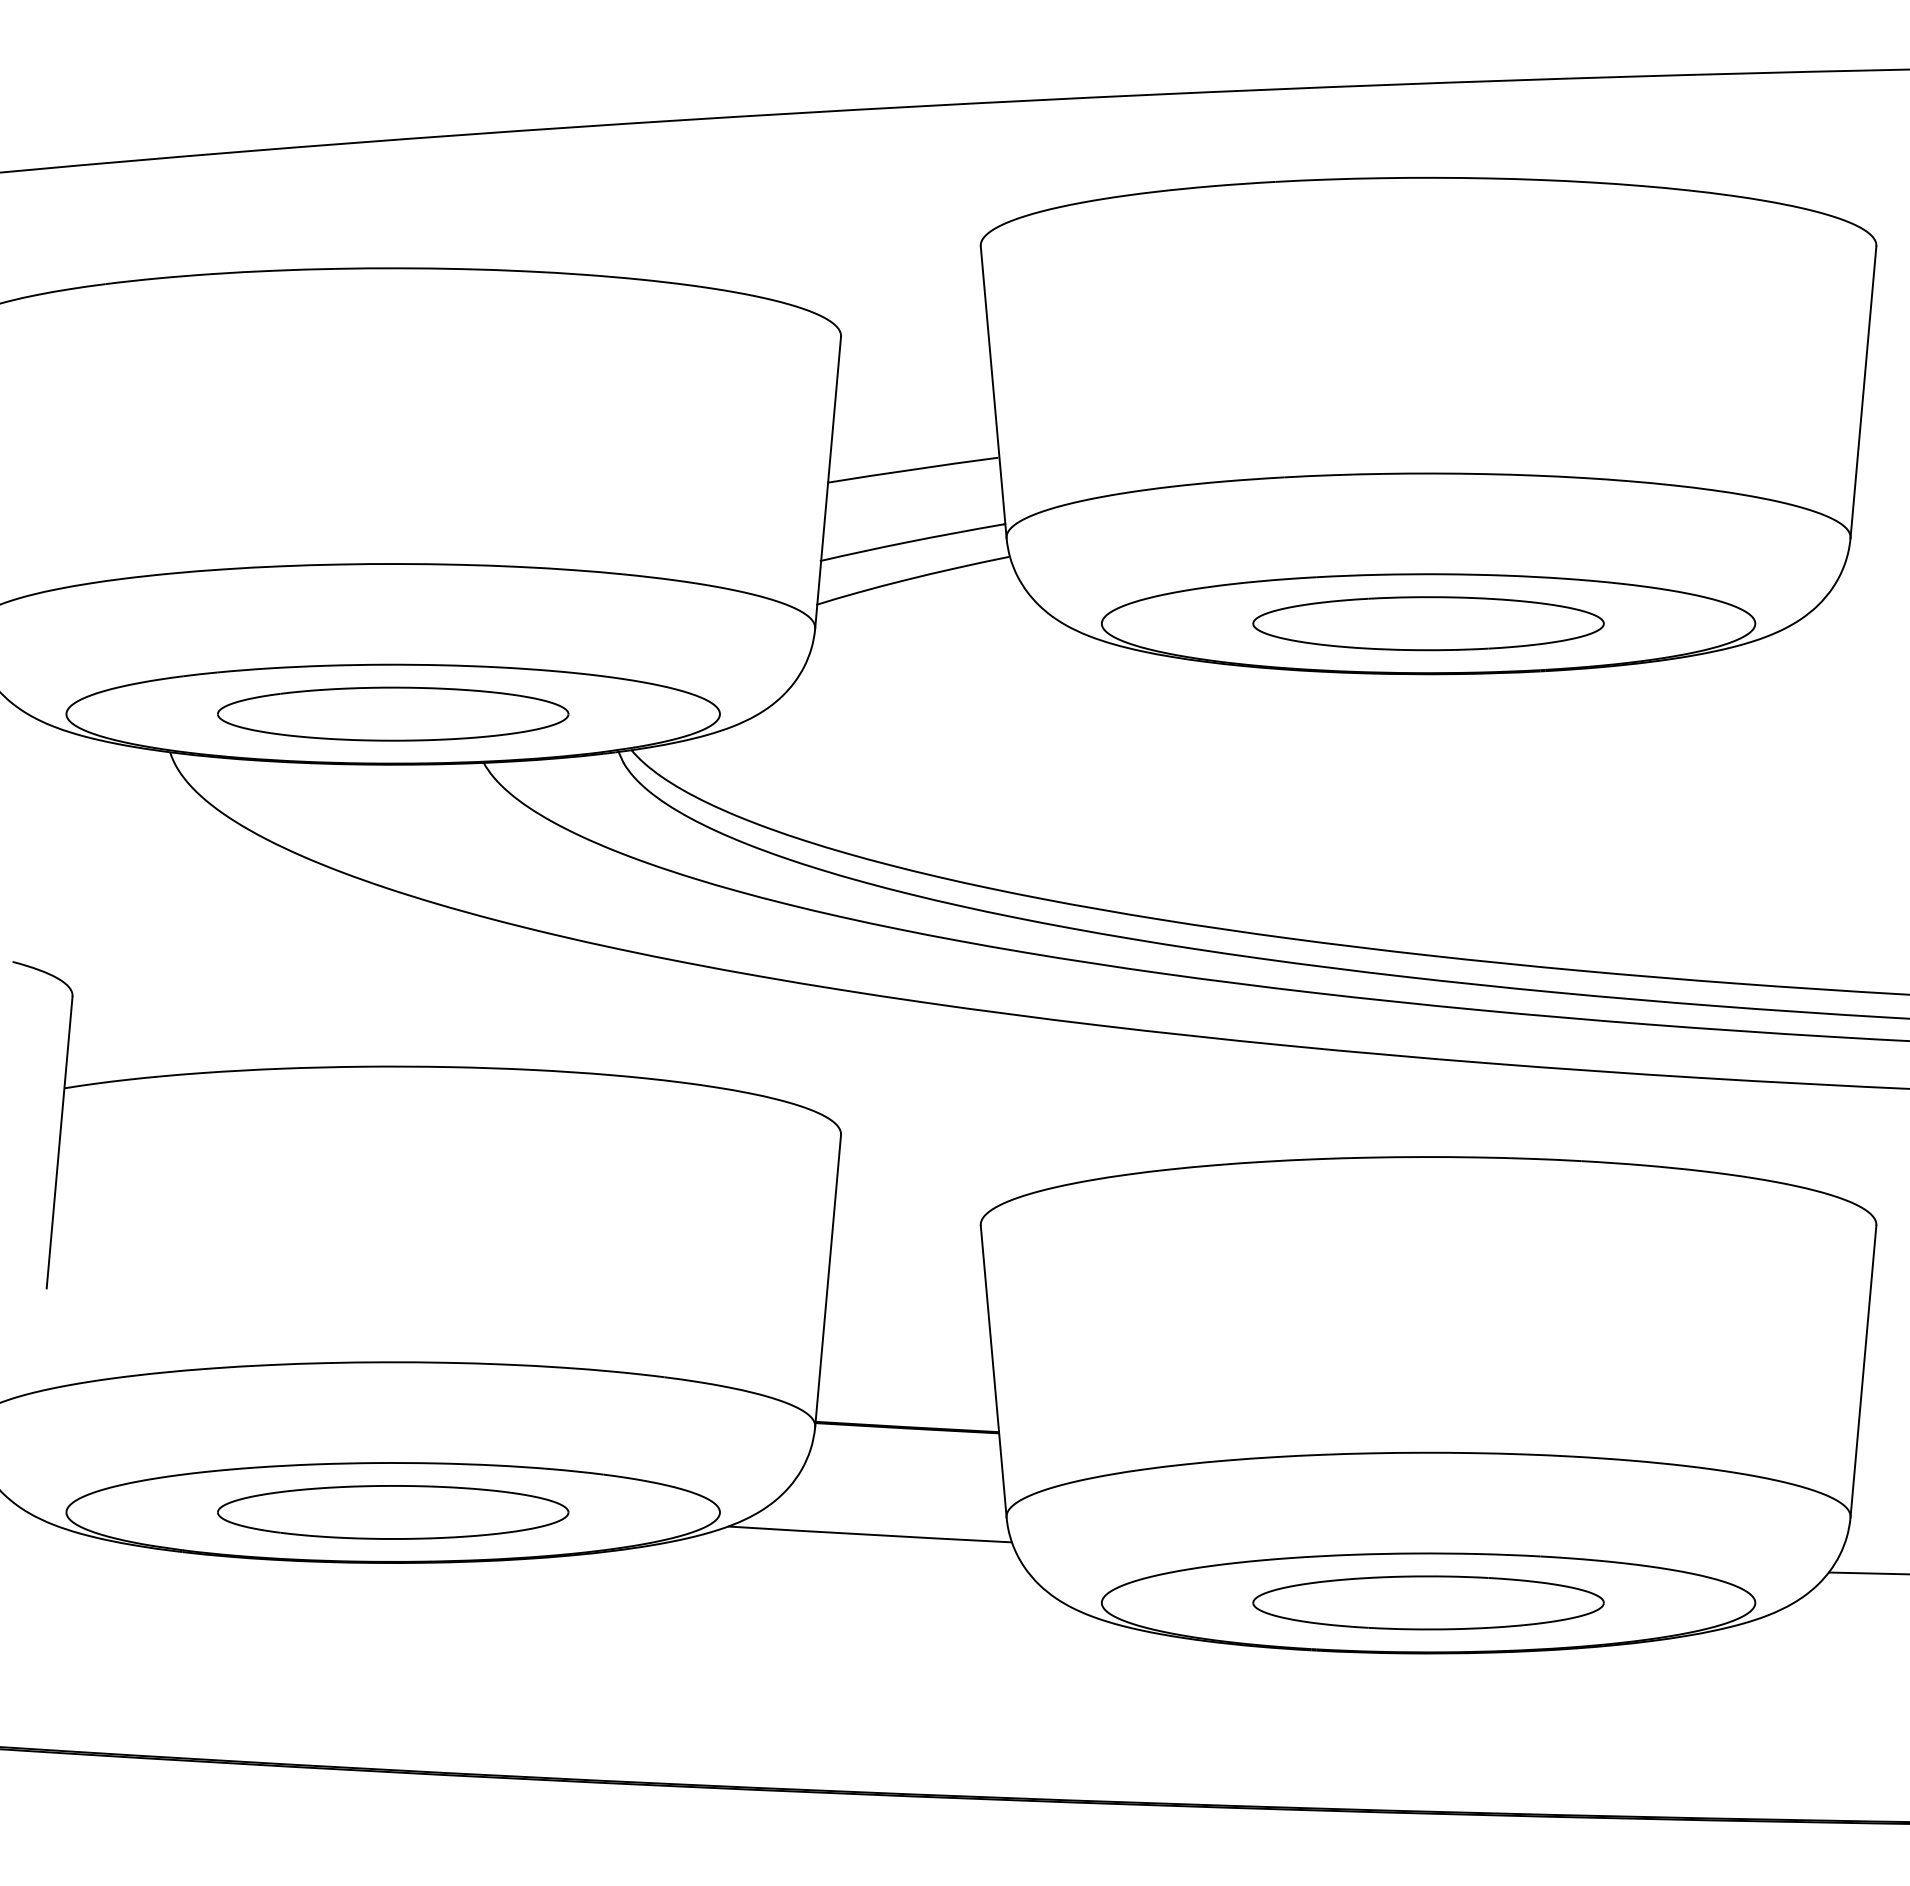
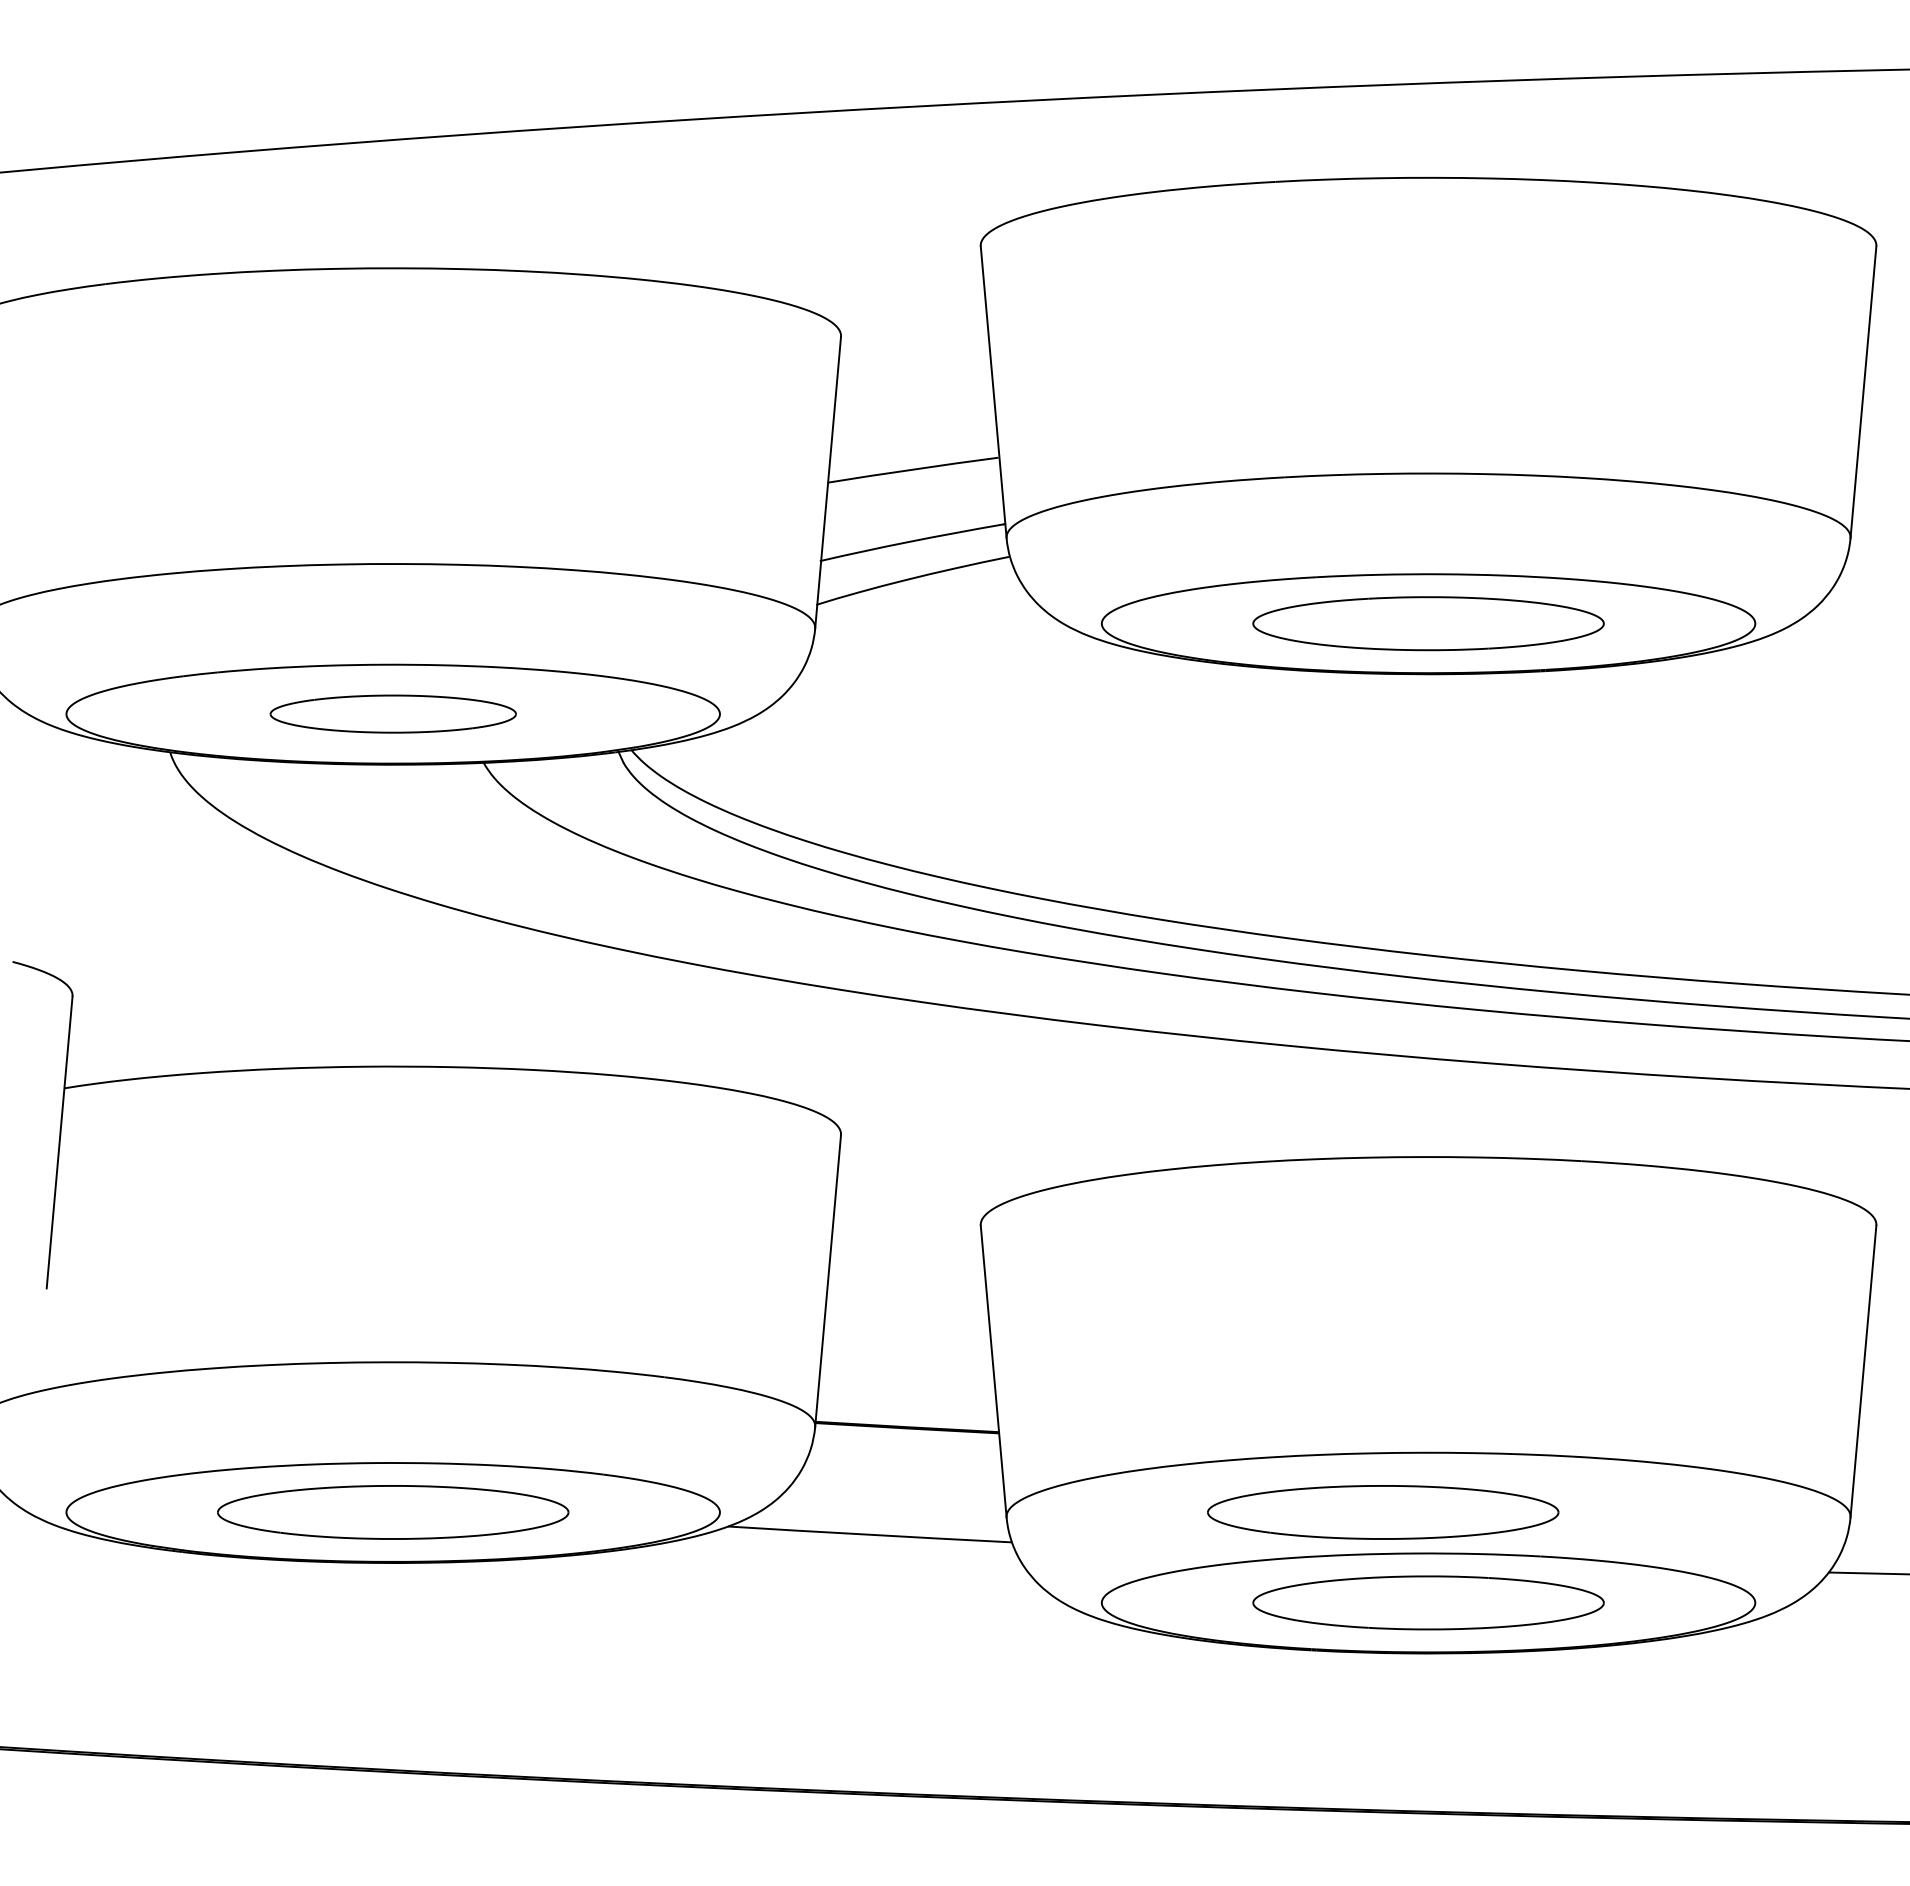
part size: 353x56 px -> 248x40 px (392, 713)
part: none -> present (1383, 1512)
